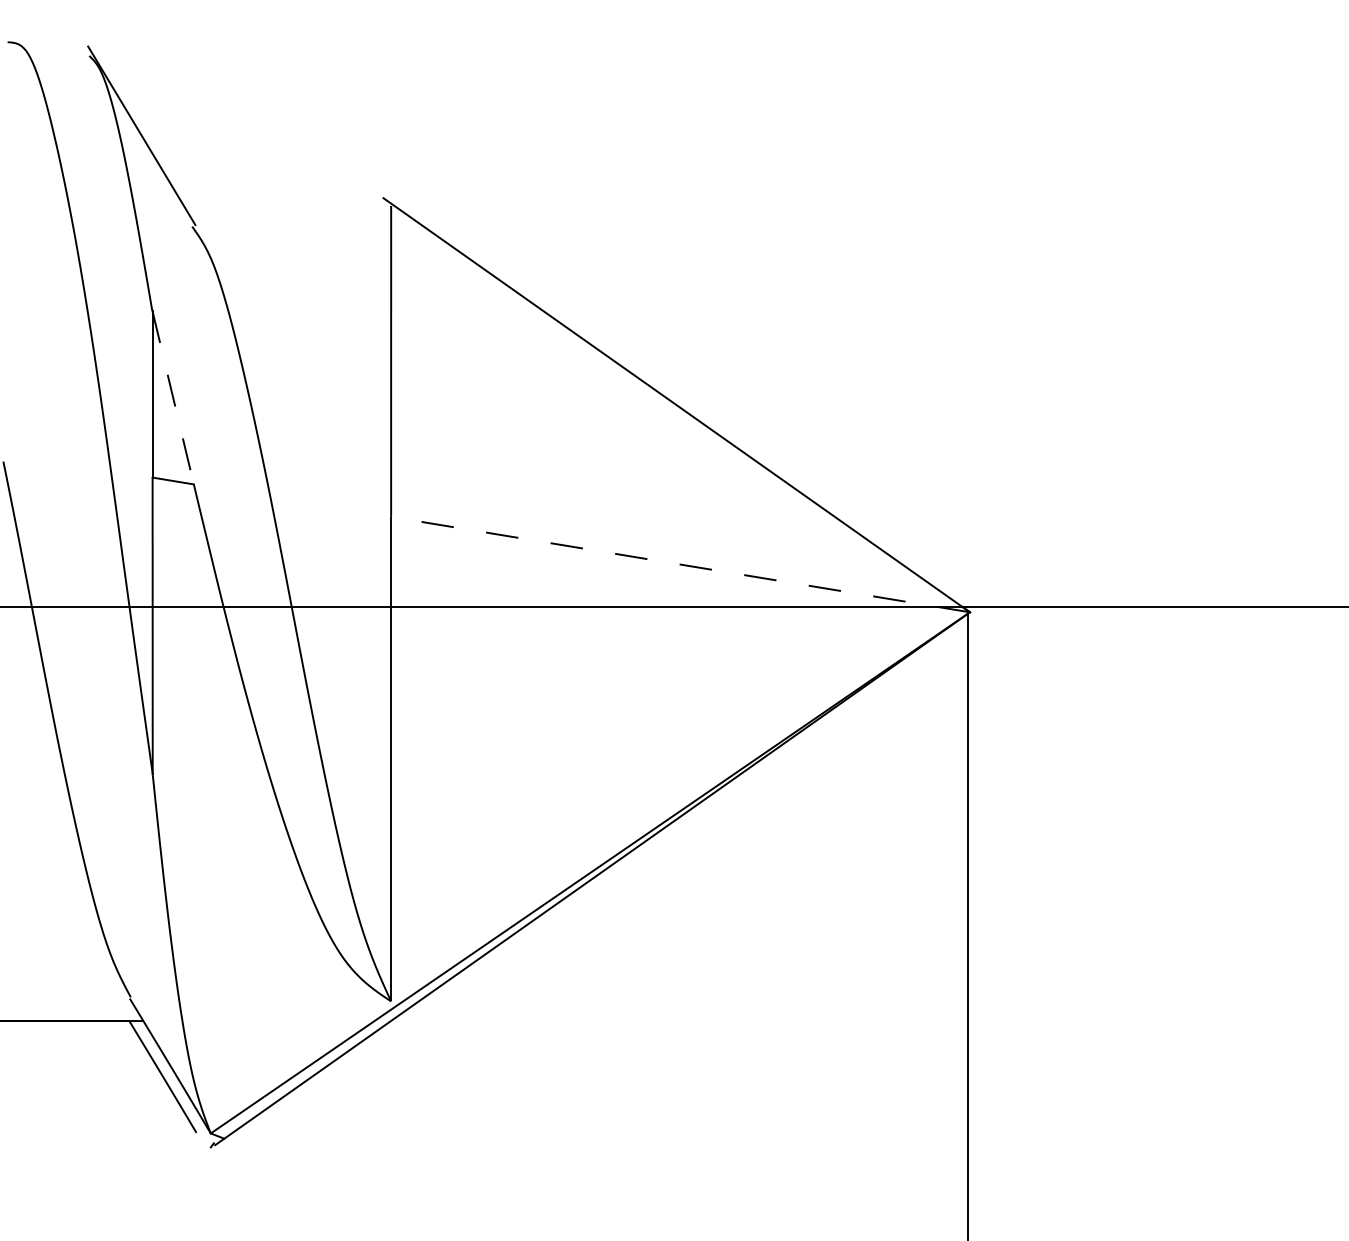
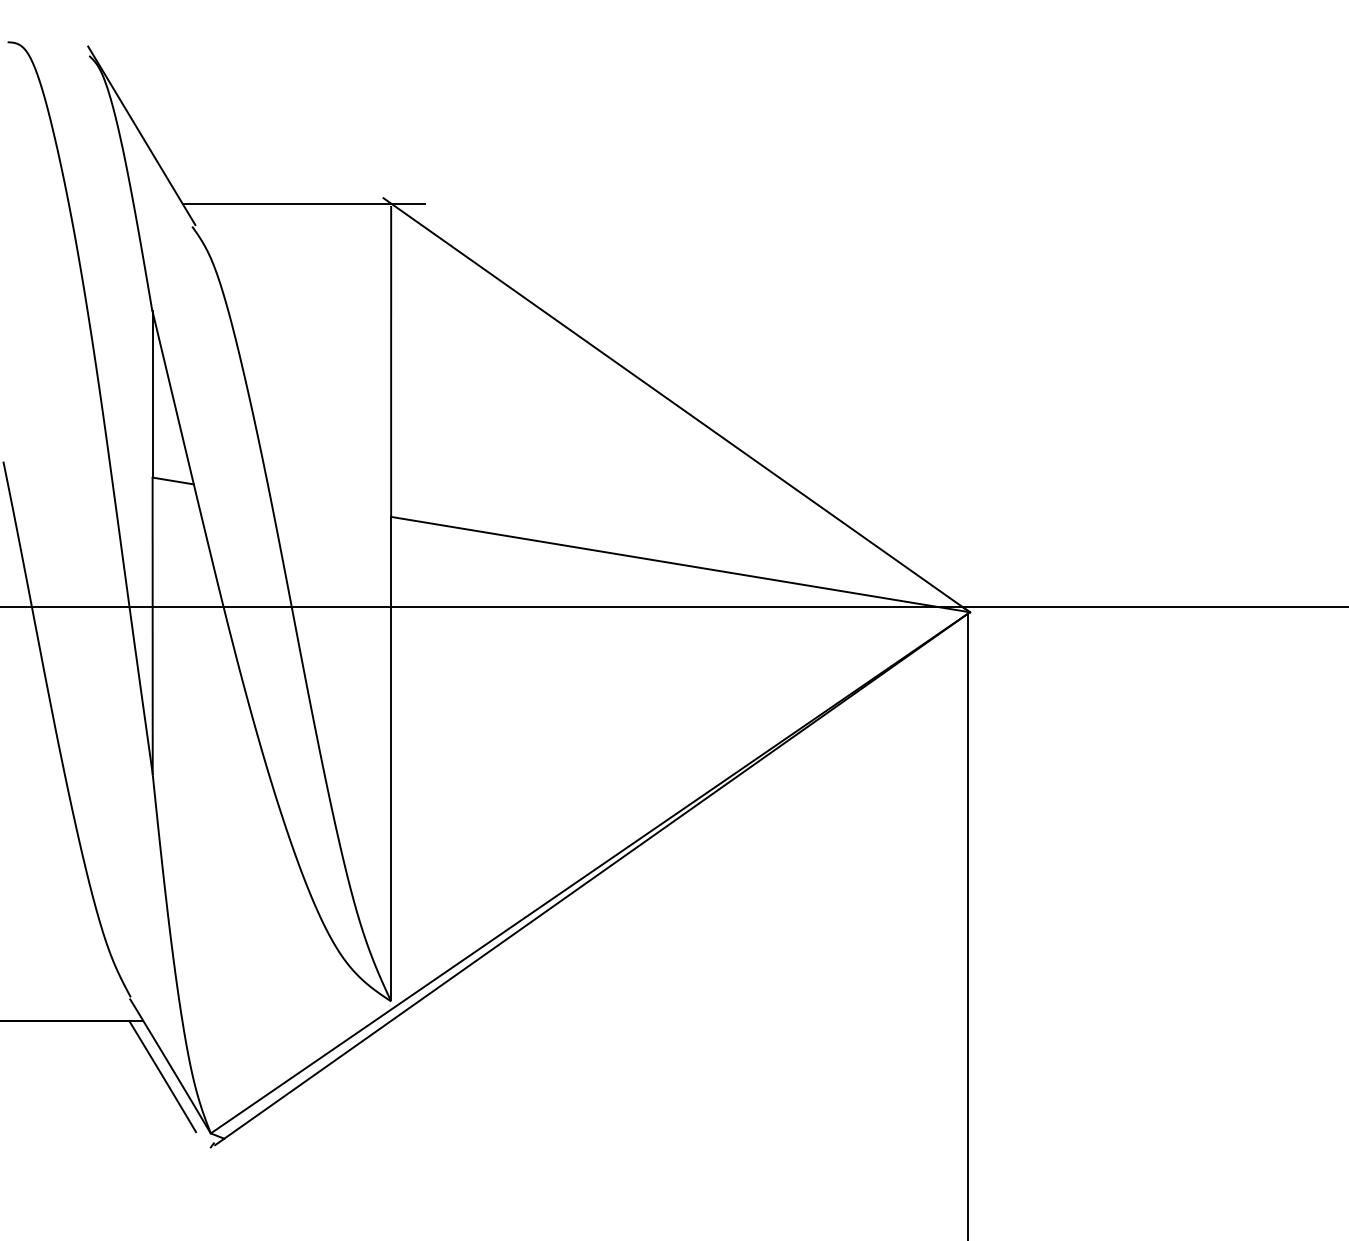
line: none -> present (303, 203)
line: dashed -> solid (173, 398)
line: dashed -> solid (680, 564)
